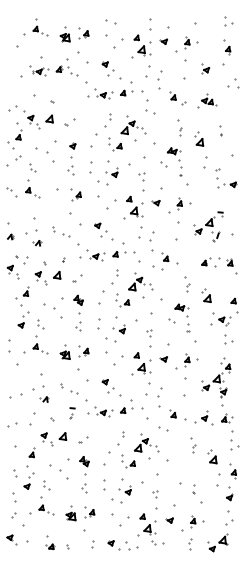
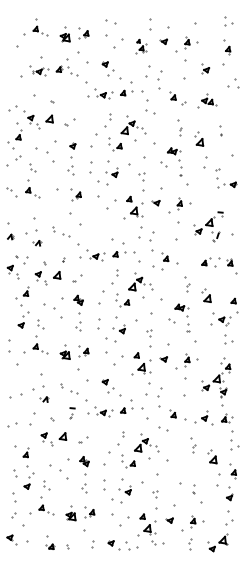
part size: 21x25 px -> 13x17 px (141, 46)
part: present -> none (100, 229)
part position: (31, 452) -> (25, 452) (25, 452)
